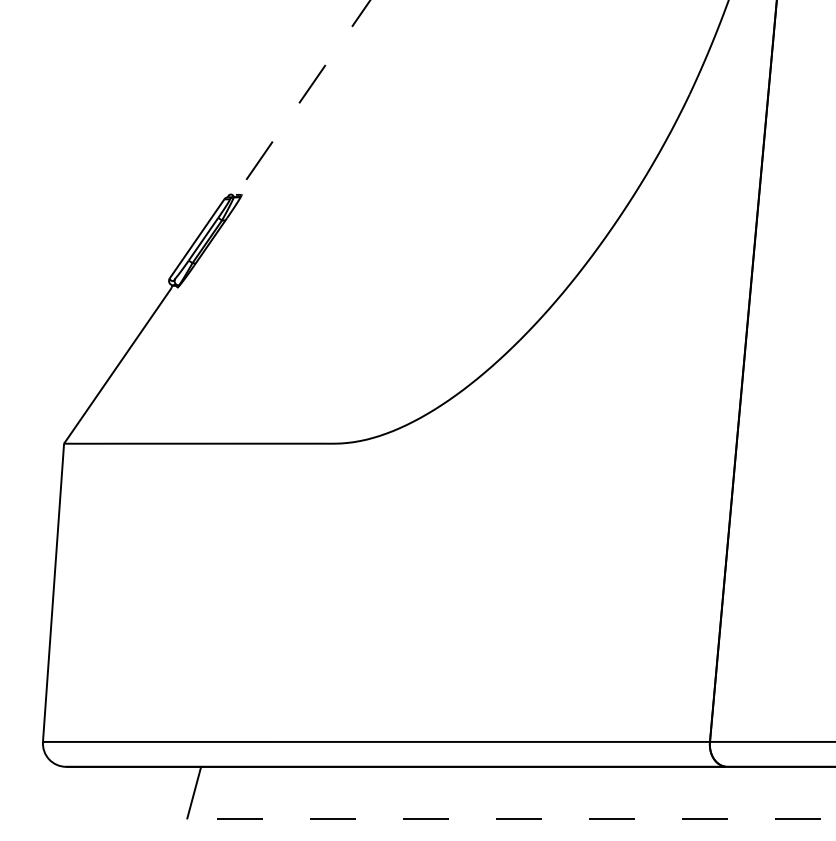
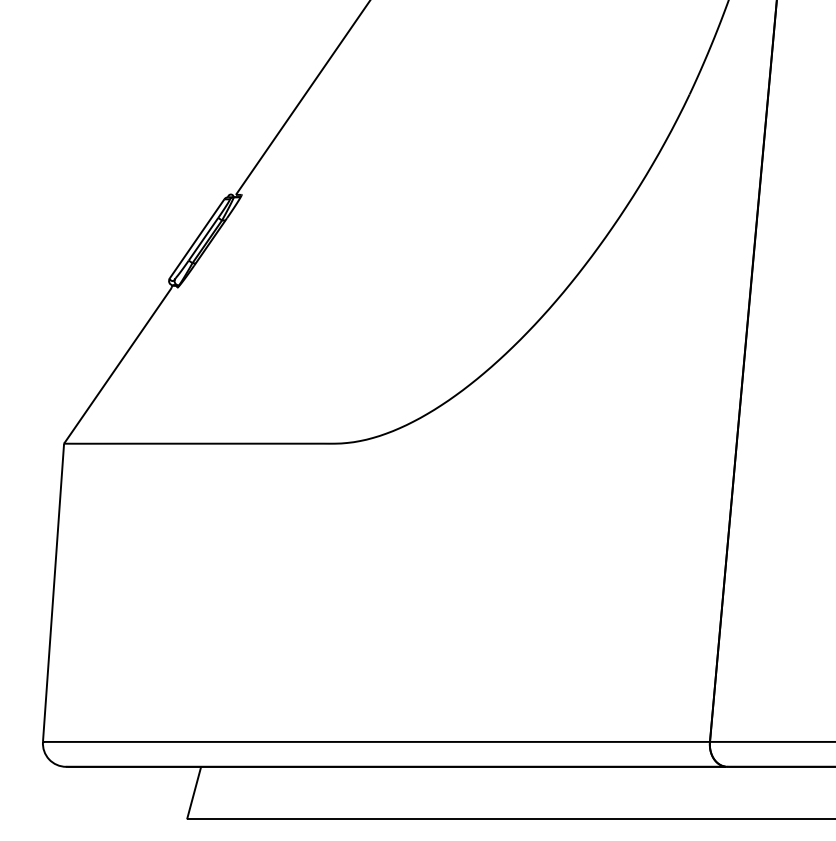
line: dashed -> solid (302, 97)
line: dashed -> solid (510, 819)
